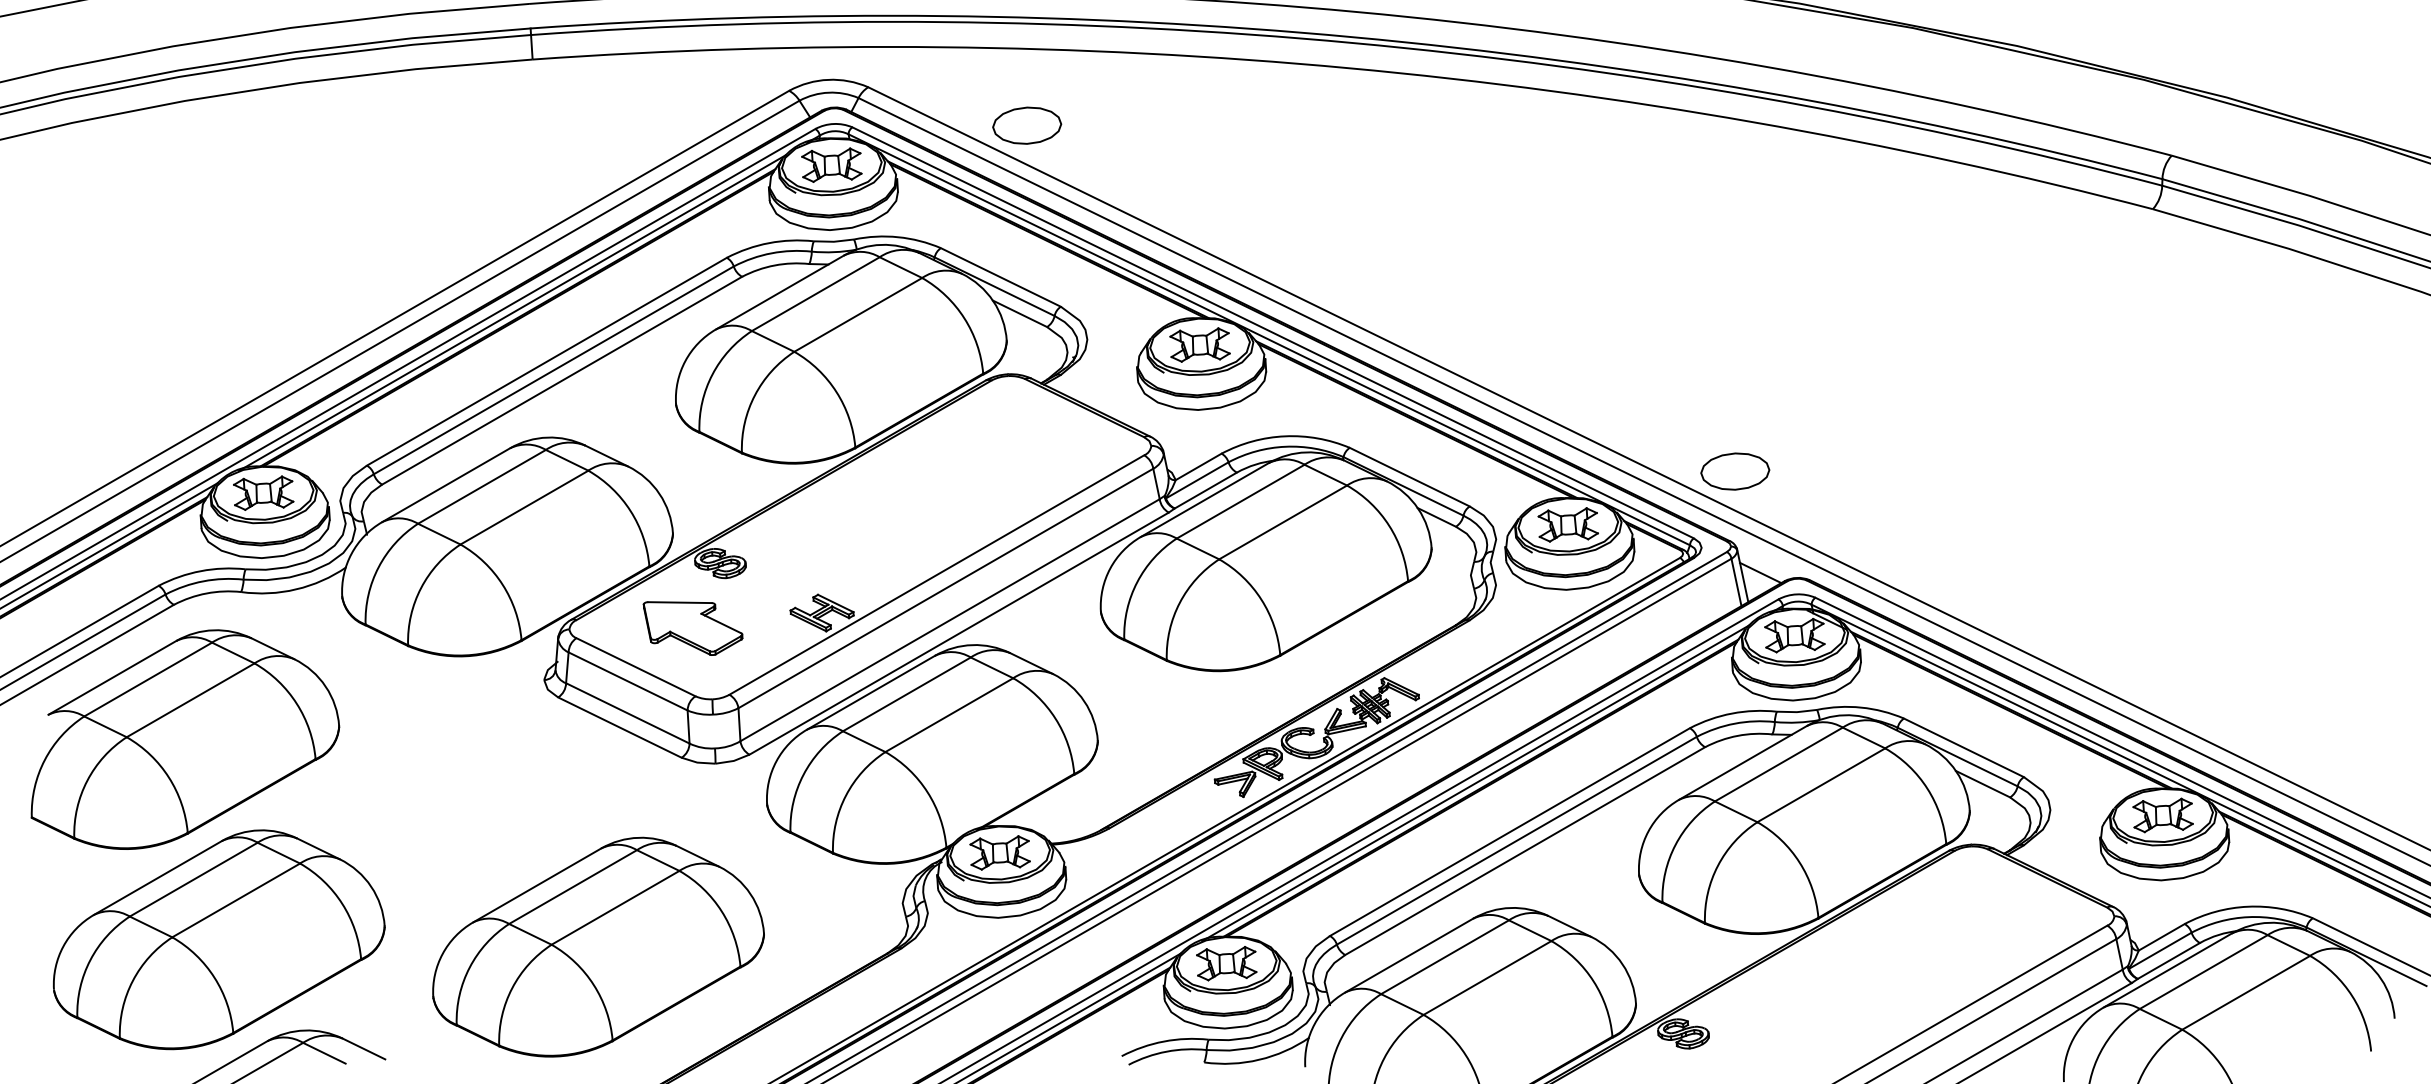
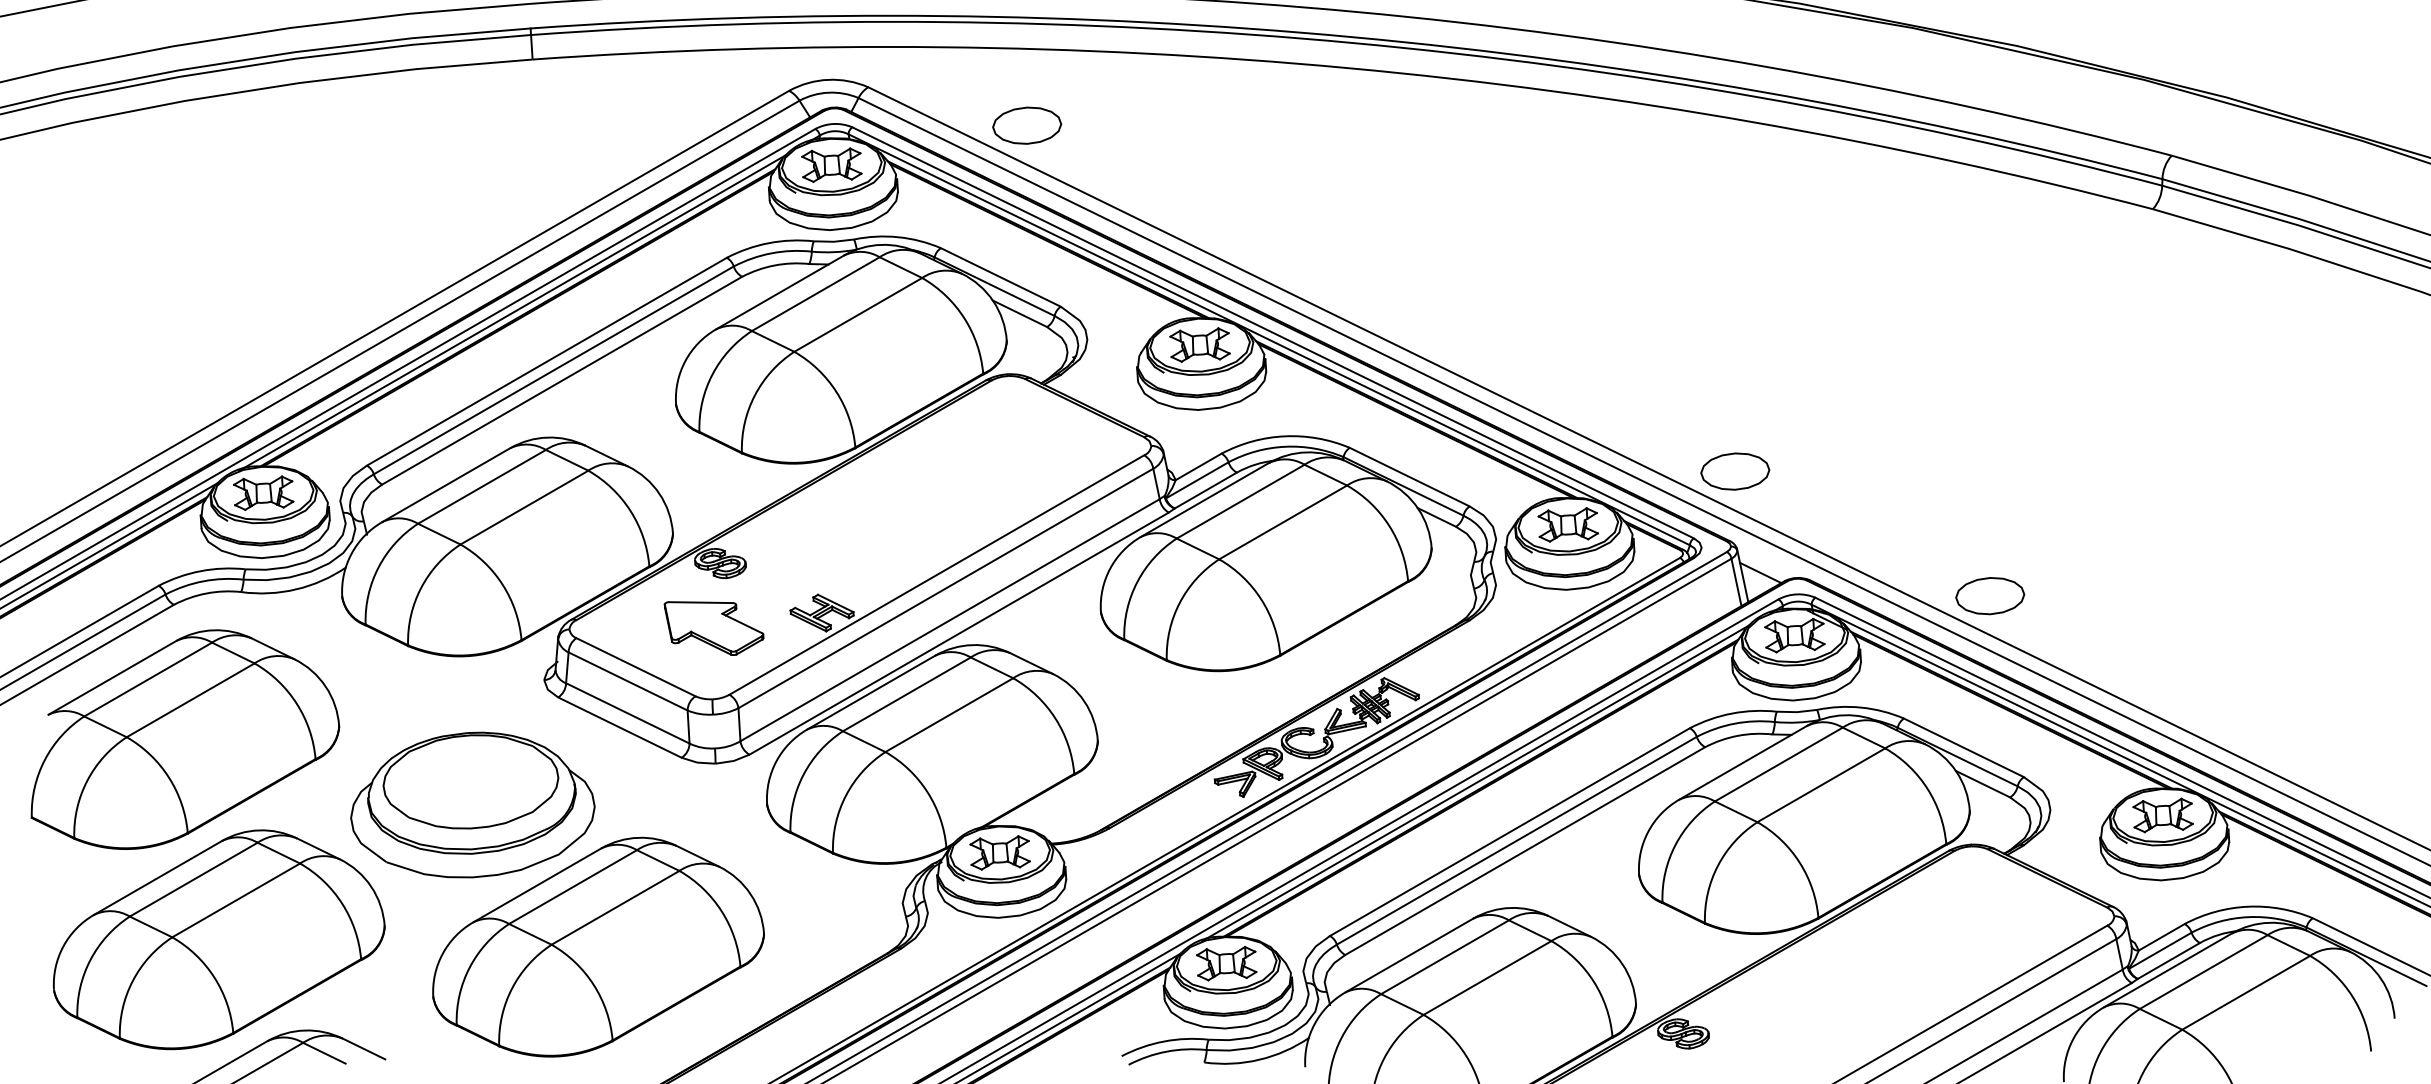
part: none -> present (1990, 596)
part position: (692, 628) -> (713, 628) (713, 628)
part: none -> present (472, 804)
